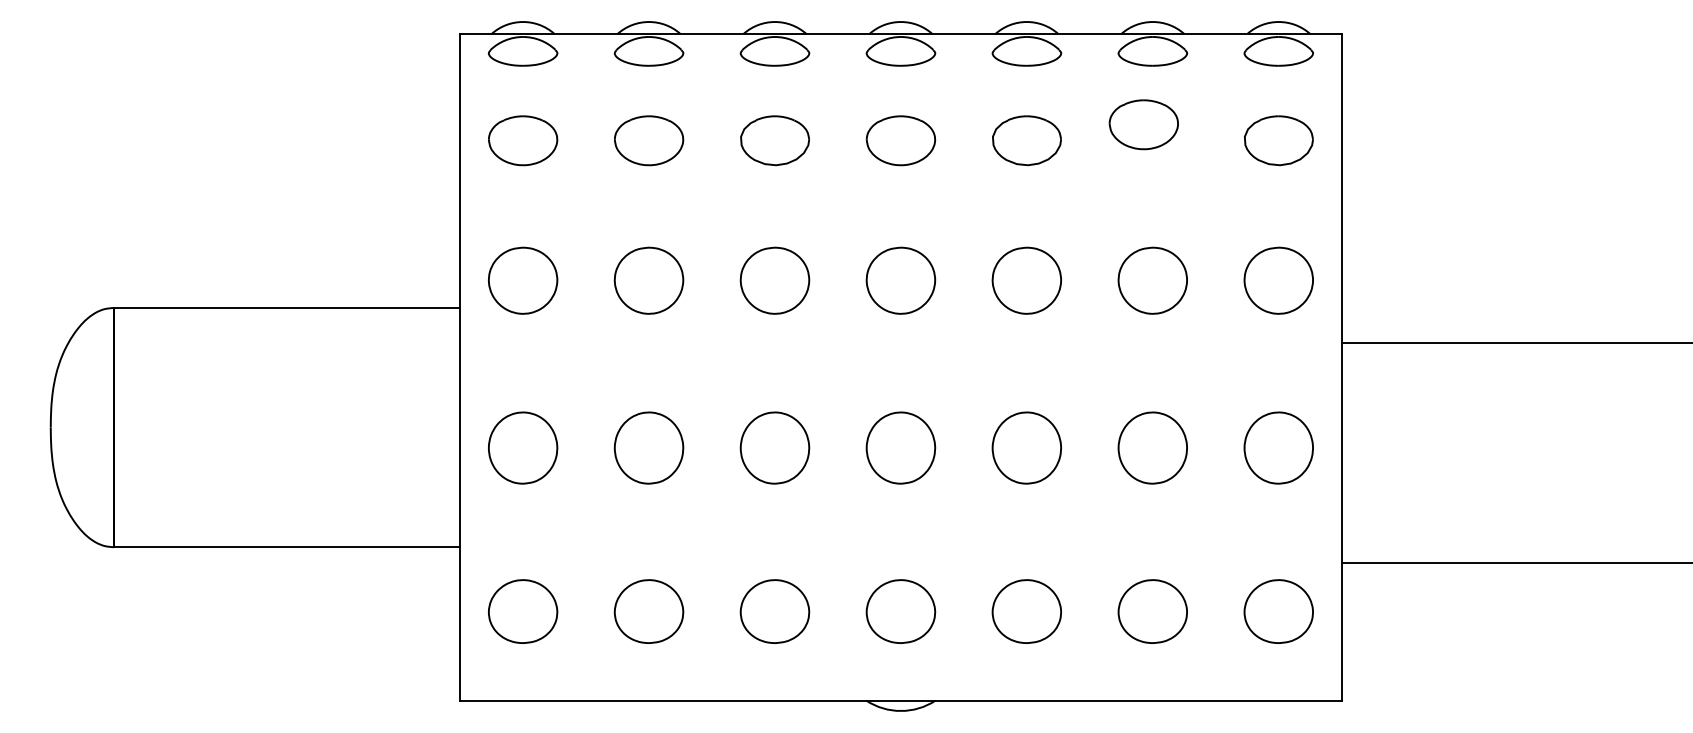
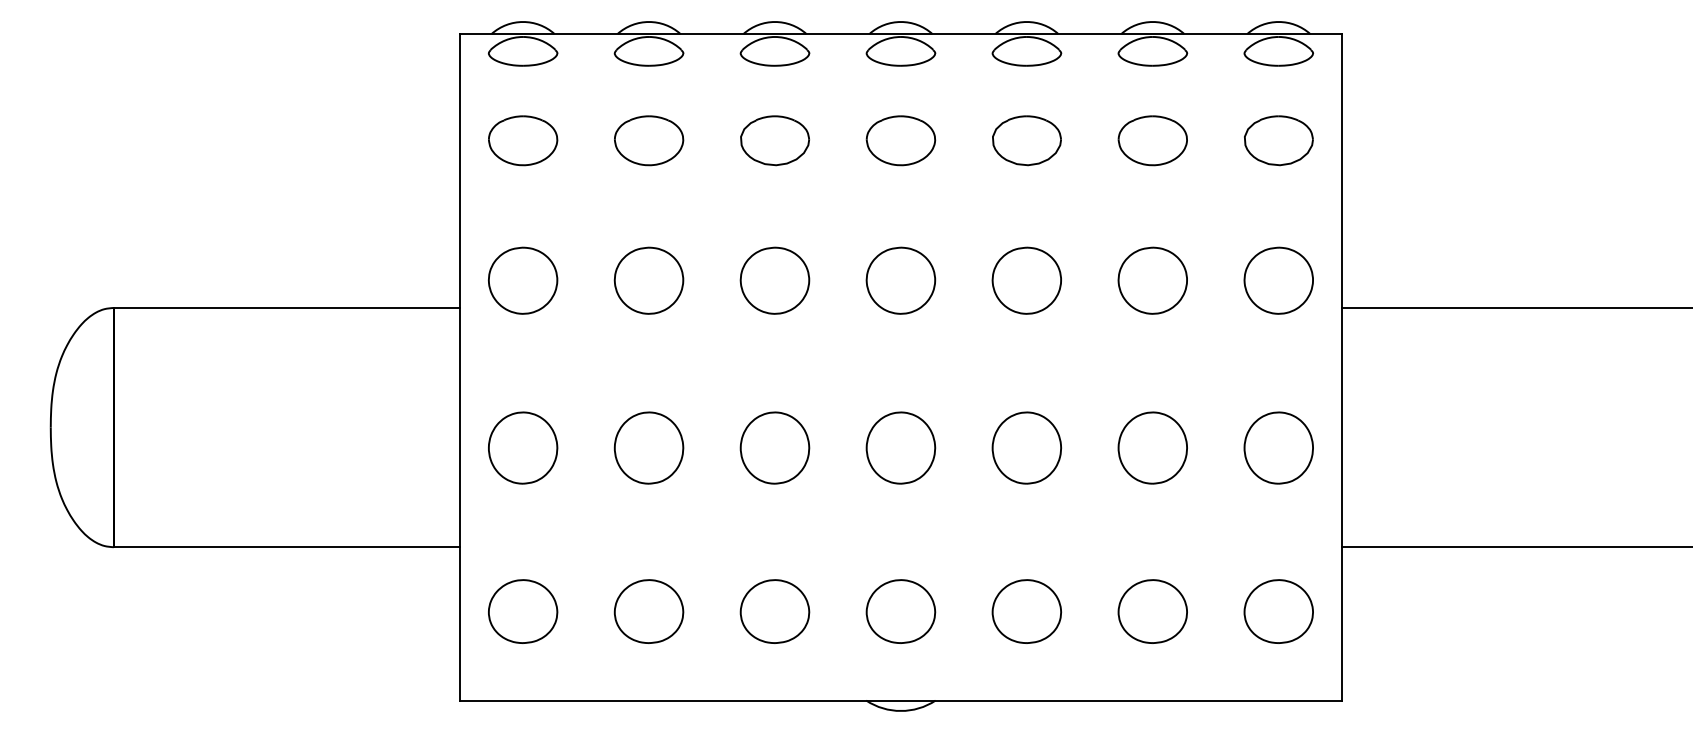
part position: (1143, 124) -> (1152, 140) (1152, 140)
line position: (1515, 342) -> (1515, 307) (1515, 307)
line position: (1515, 563) -> (1515, 547) (1515, 547)
